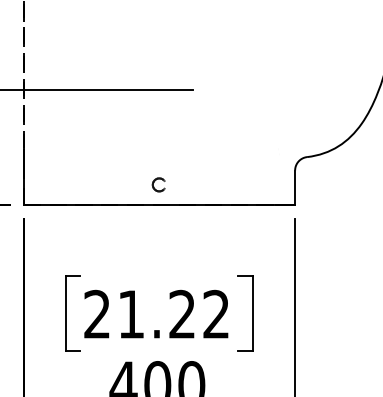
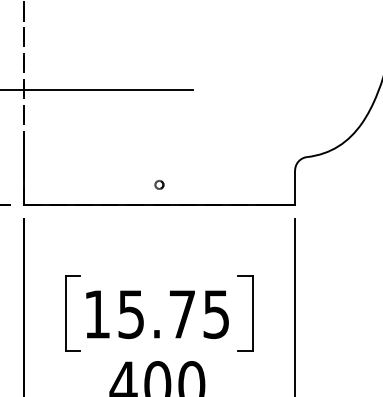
part size: 15x16 px -> 11x10 px (159, 184)
text: 21.22 -> 15.75 (156, 314)
